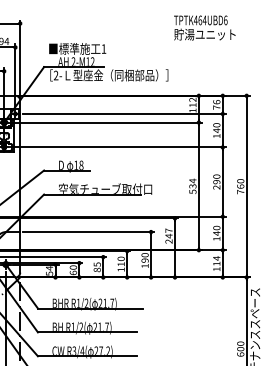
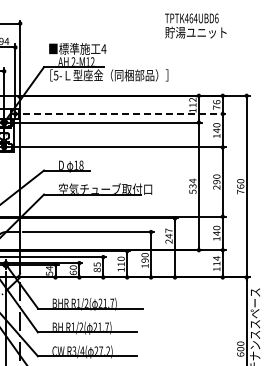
text position: (204, 27) -> (195, 25) (195, 25)
text: 1 -> 4 (103, 48)
text: 2- -> 5- (56, 75)
line: solid -> dashed (124, 113)
